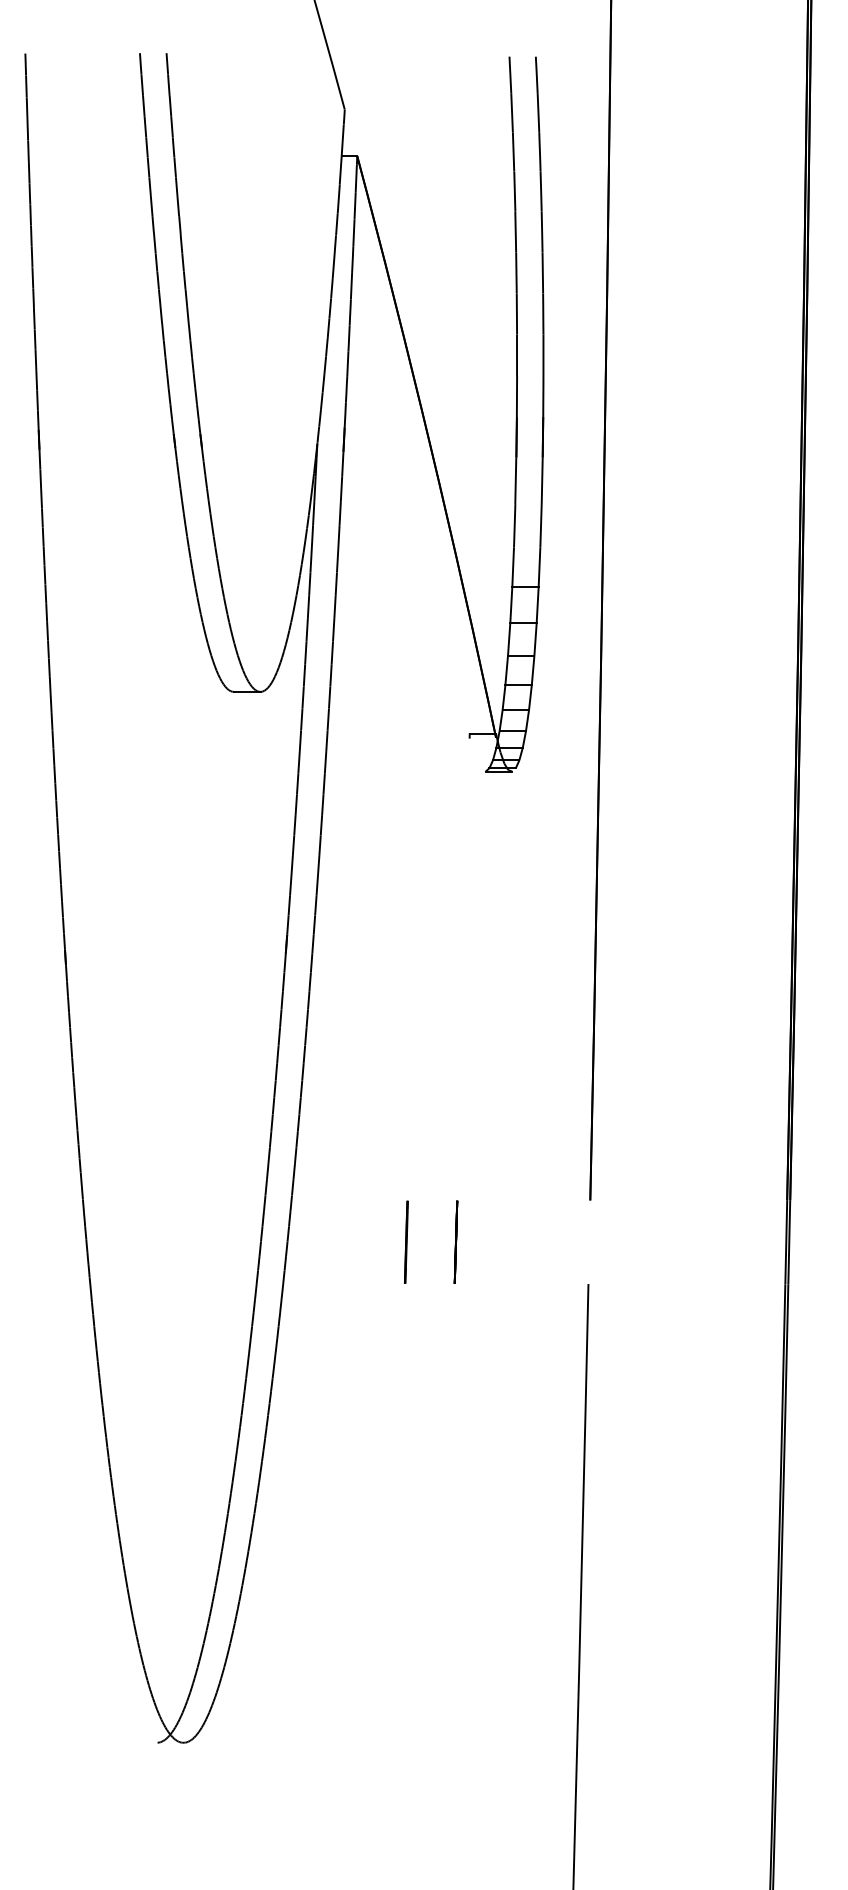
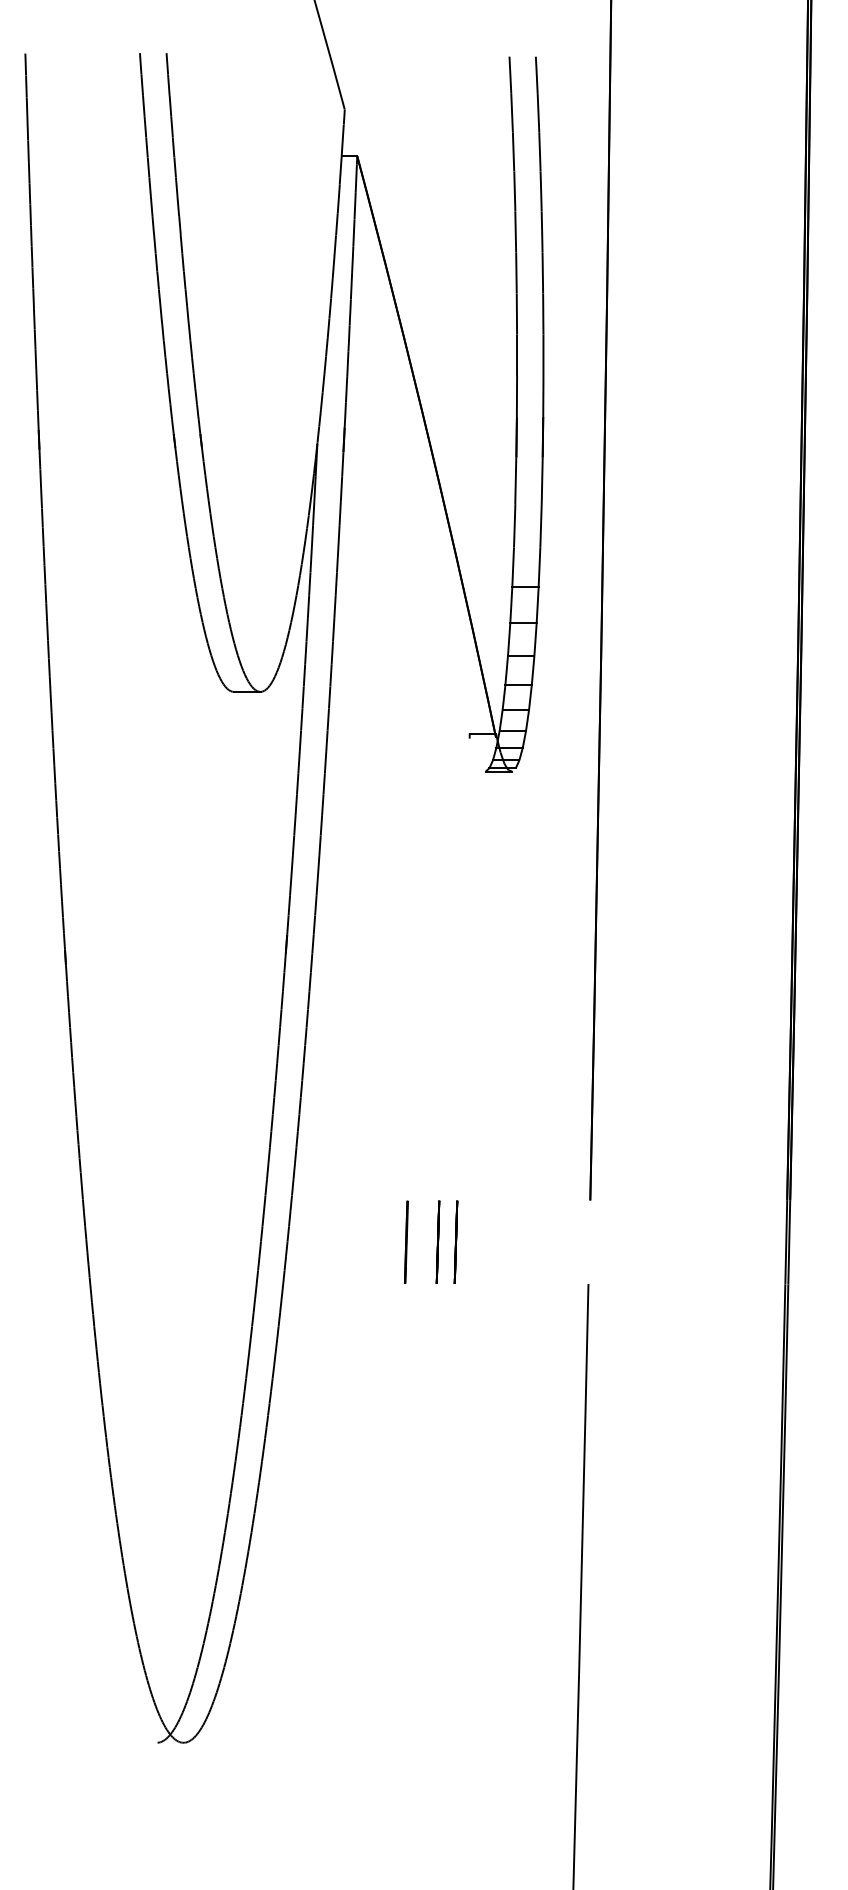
line: none -> present (437, 1241)
